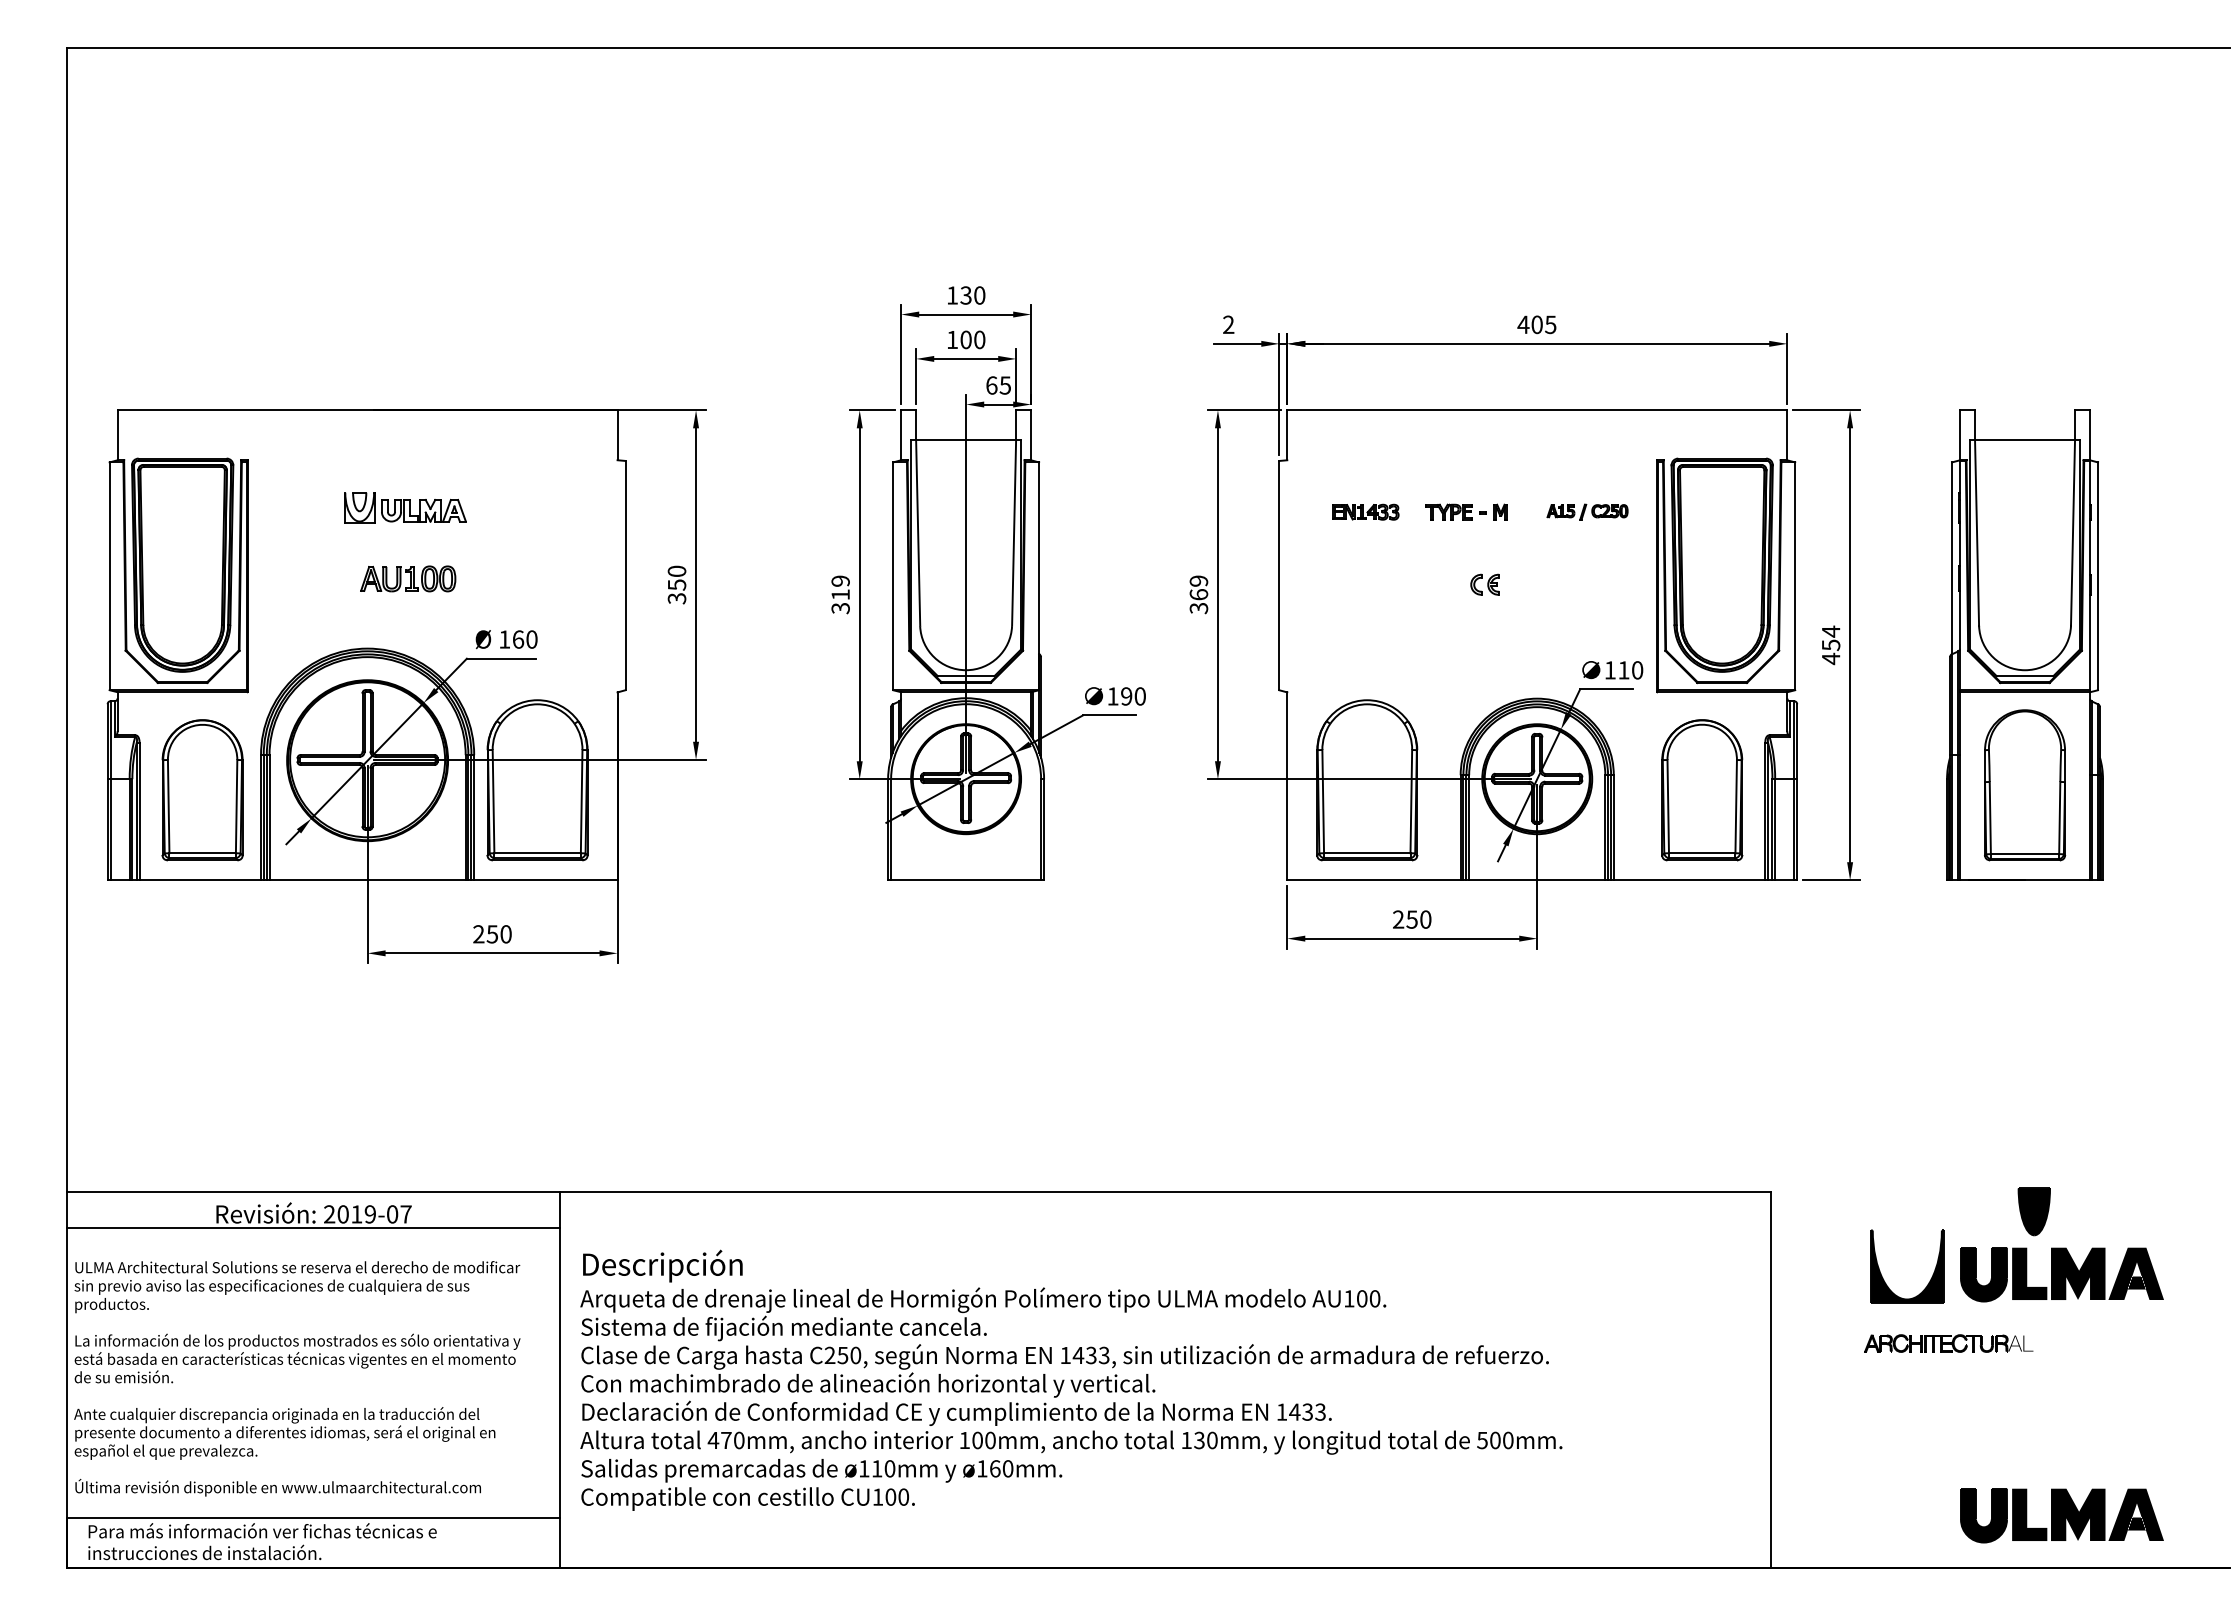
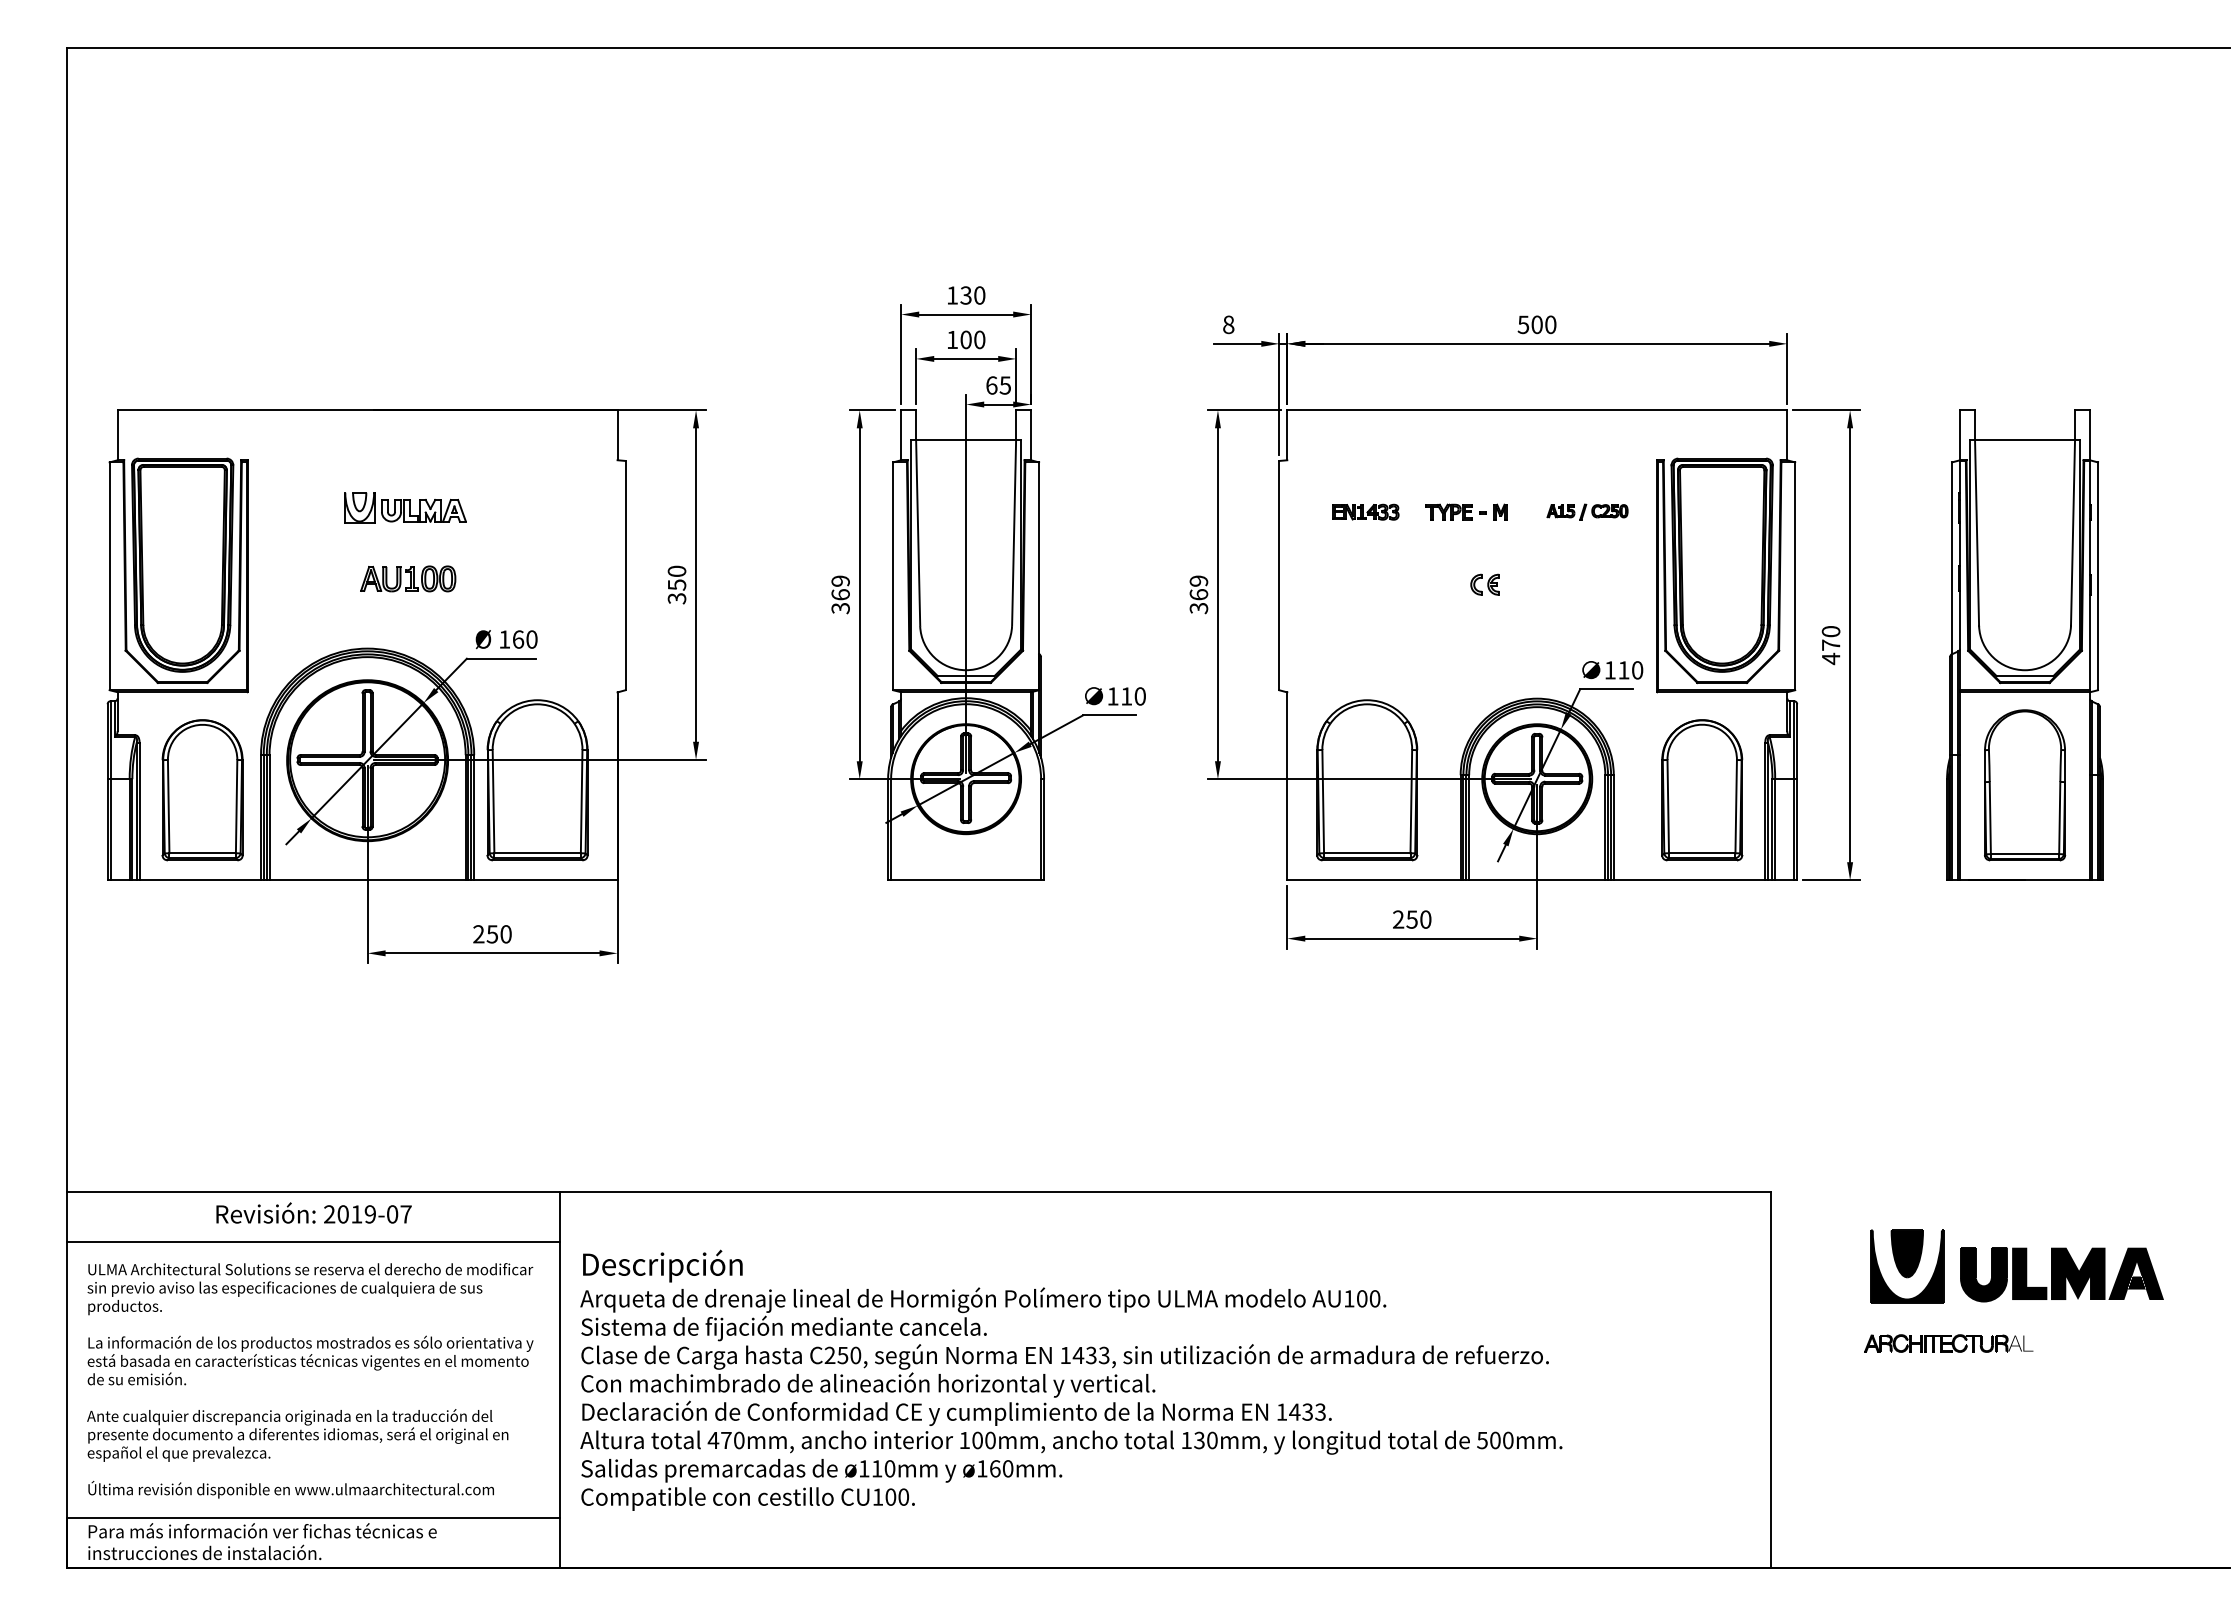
text: 2 -> 8 (1228, 324)
text: 405 -> 500 (1536, 324)
text: 319 -> 369 (840, 594)
text: 454 -> 470 (1830, 637)
text: 190 -> 110 (1126, 696)
part position: (2033, 1211) -> (1906, 1253) (1906, 1253)
line position: (313, 1227) -> (313, 1241) (313, 1241)
text position: (297, 1378) -> (310, 1380) (310, 1380)
part: present -> none (2061, 1515)
